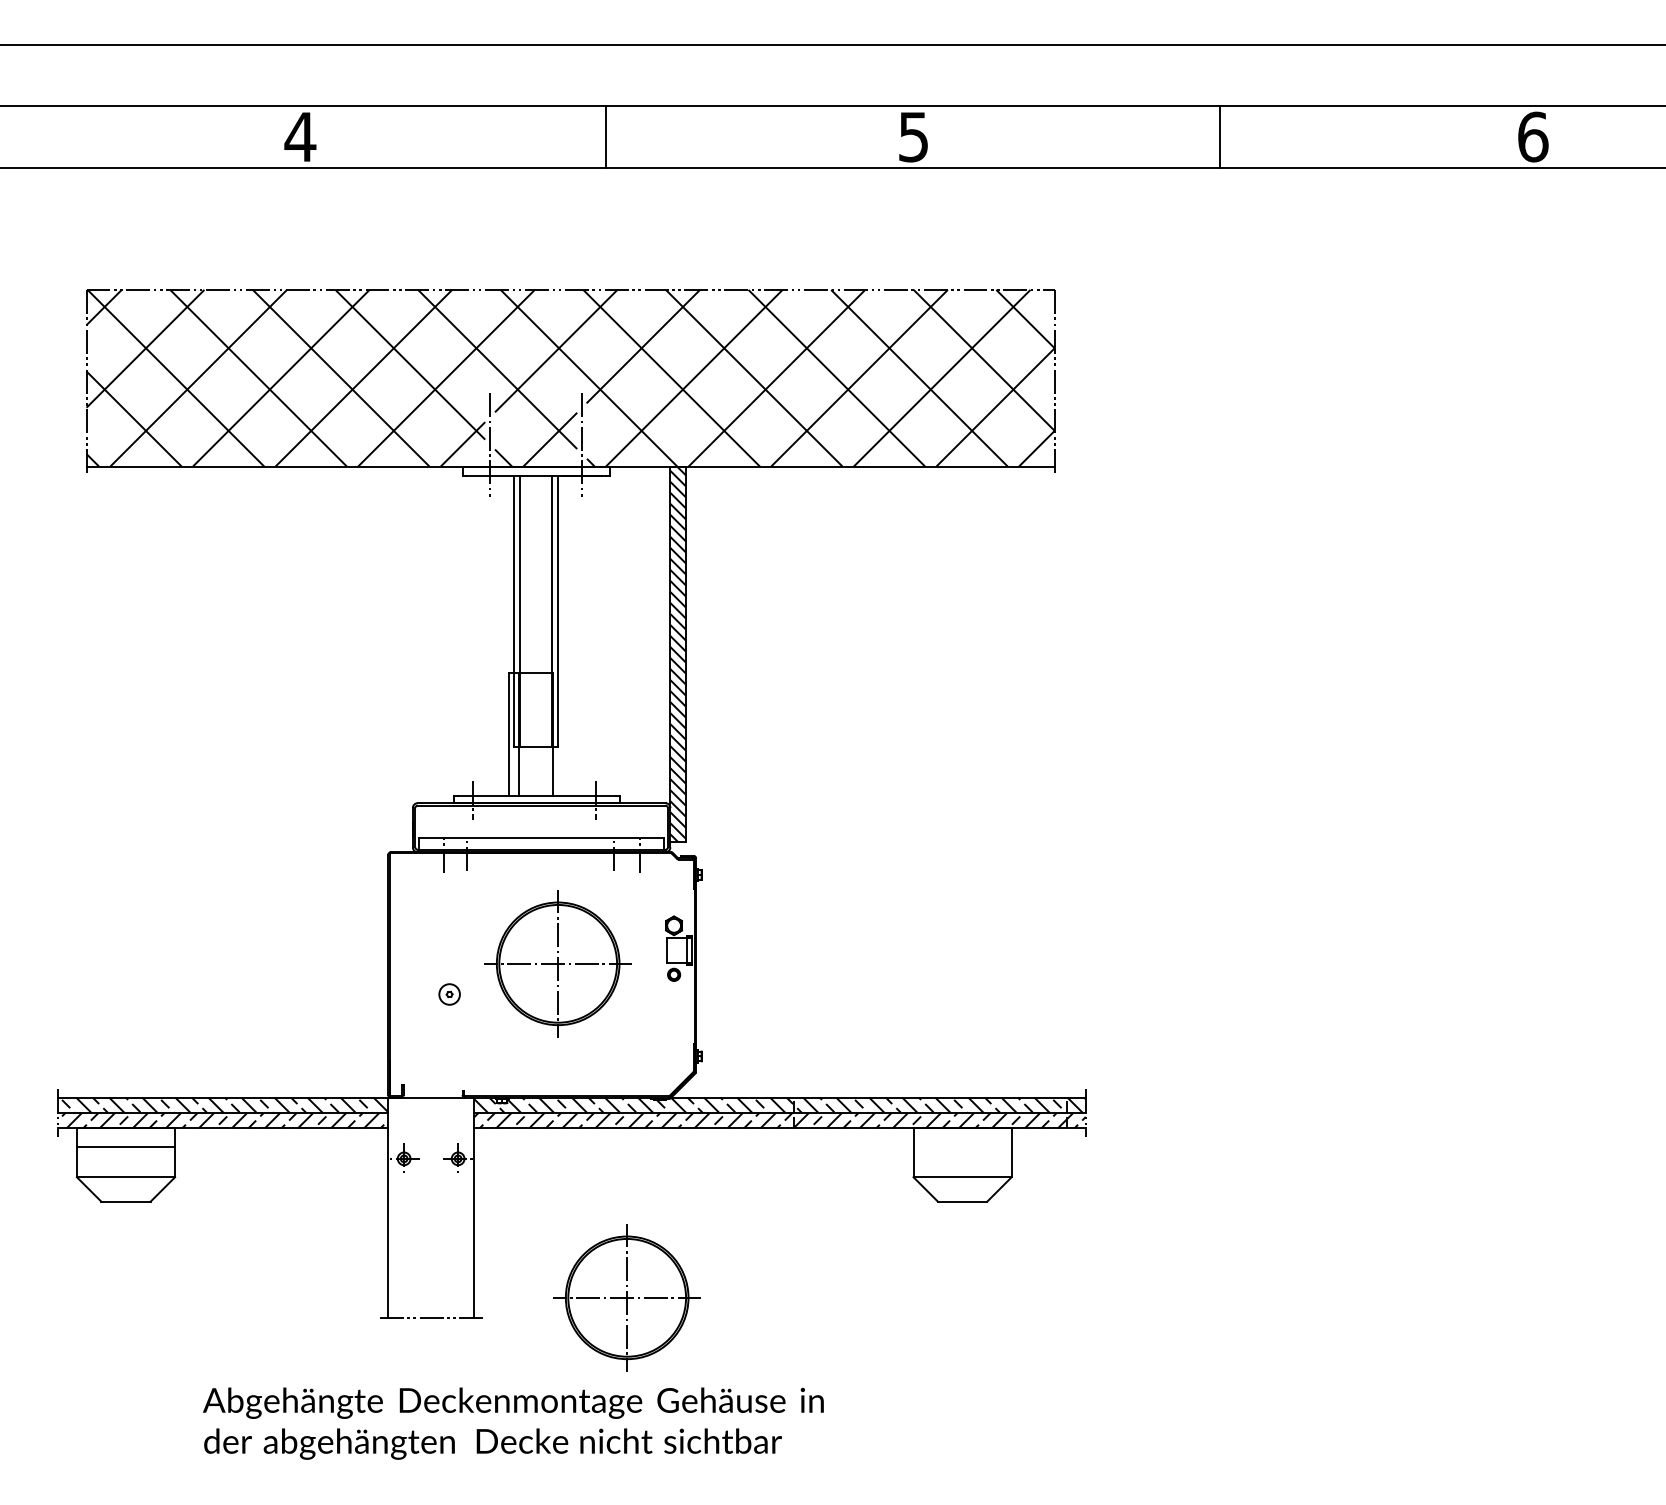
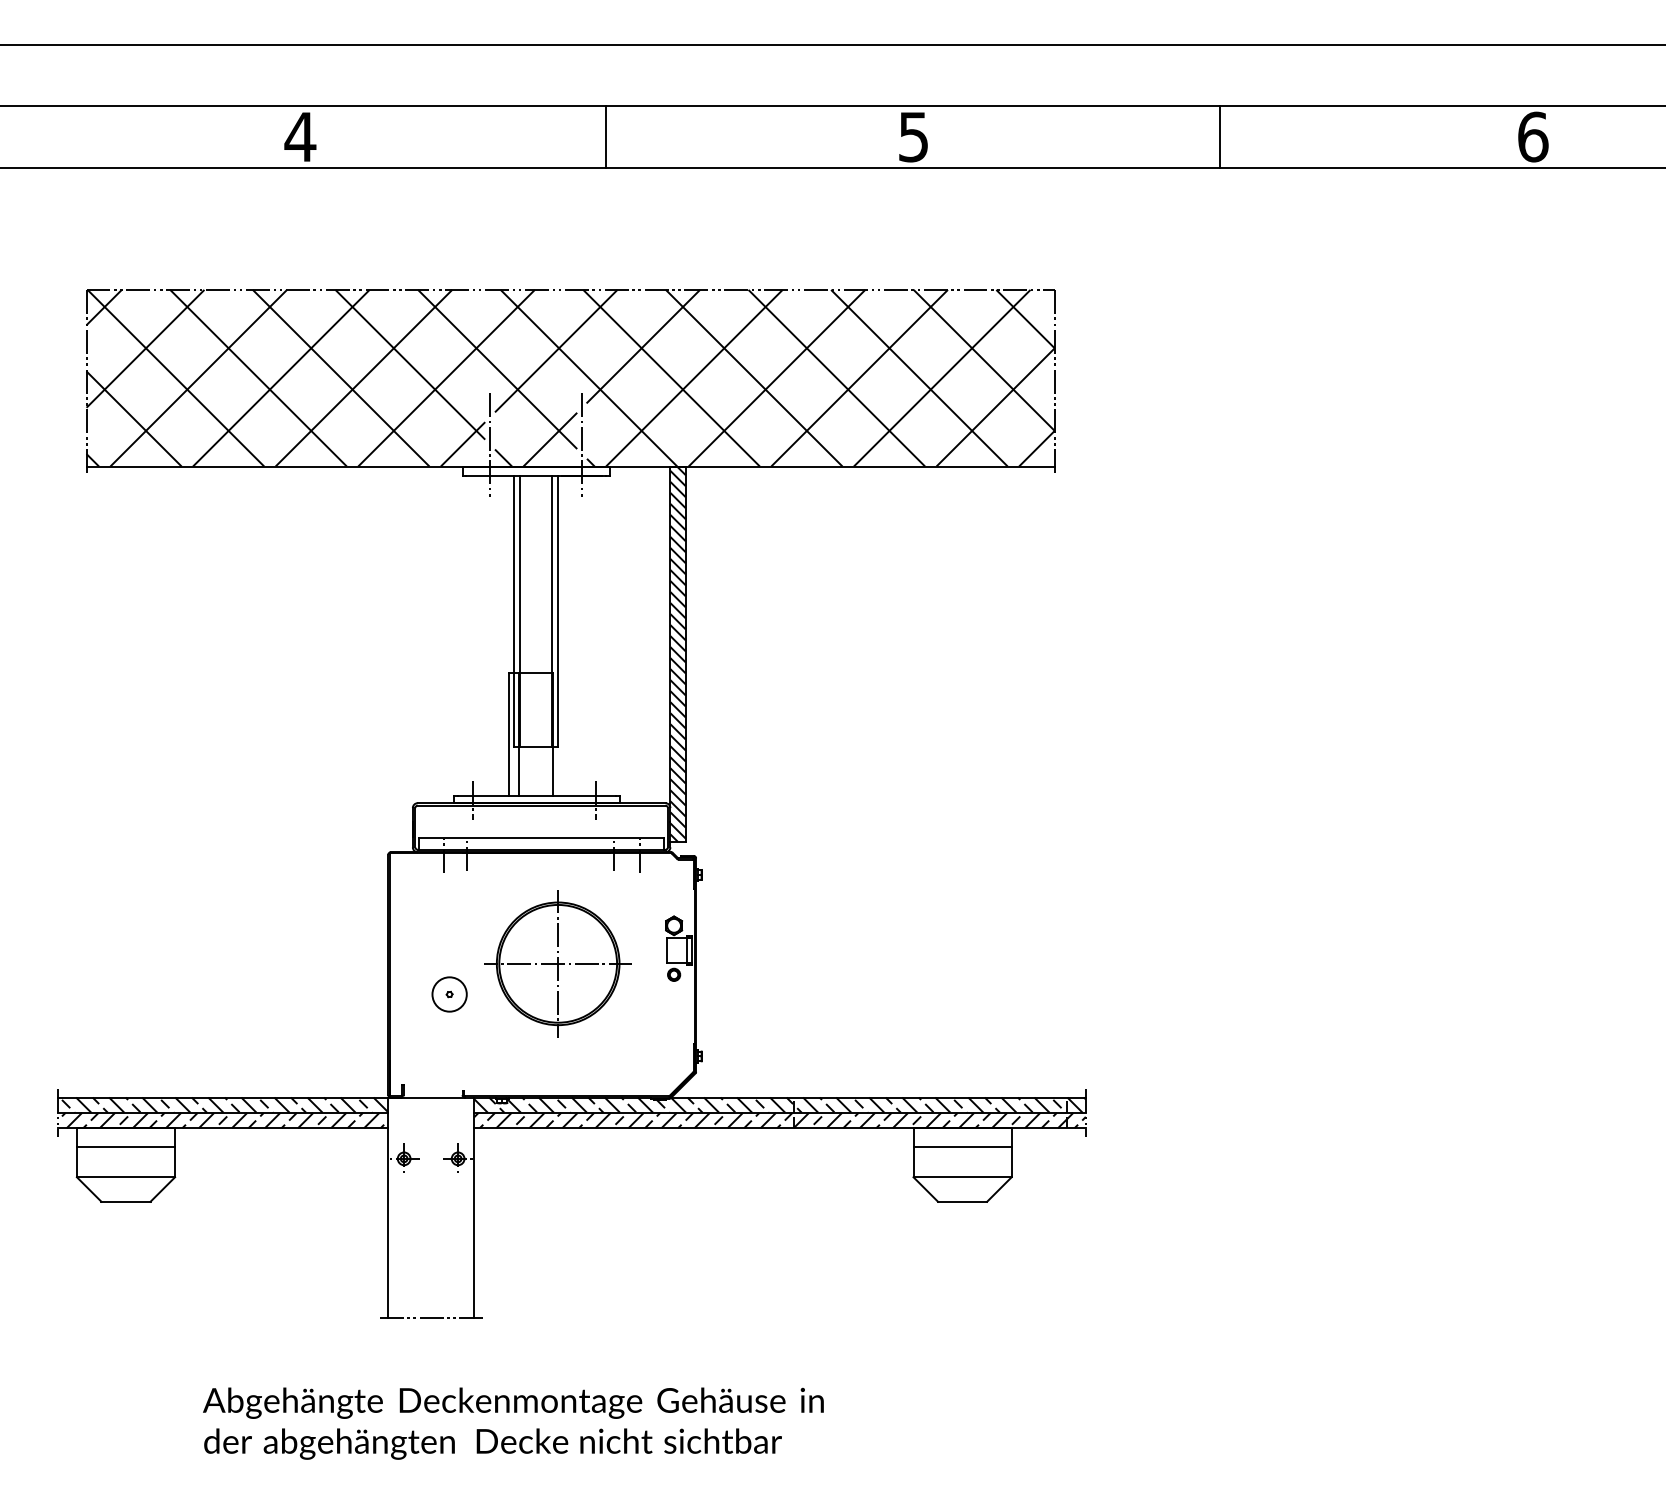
circle diameter: 21 px -> 34 px (449, 994)
line: none -> present (962, 1146)
part: present -> none (626, 1297)
